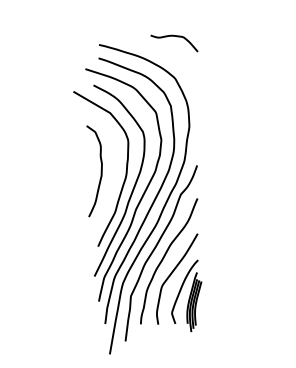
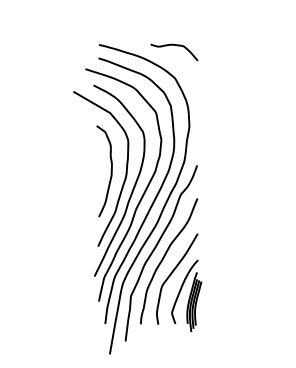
curve position: (177, 37) -> (177, 46) (177, 46)
curve position: (100, 171) -> (110, 171) (110, 171)
